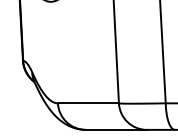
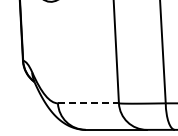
line: solid -> dashed (88, 103)
